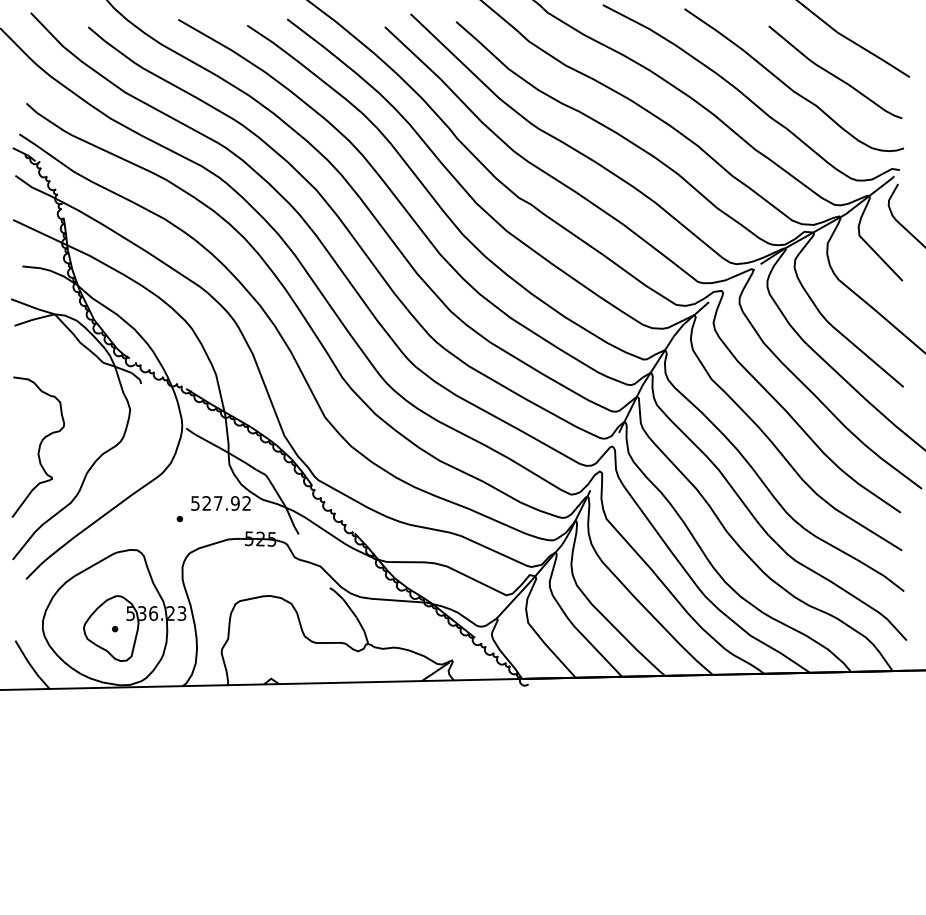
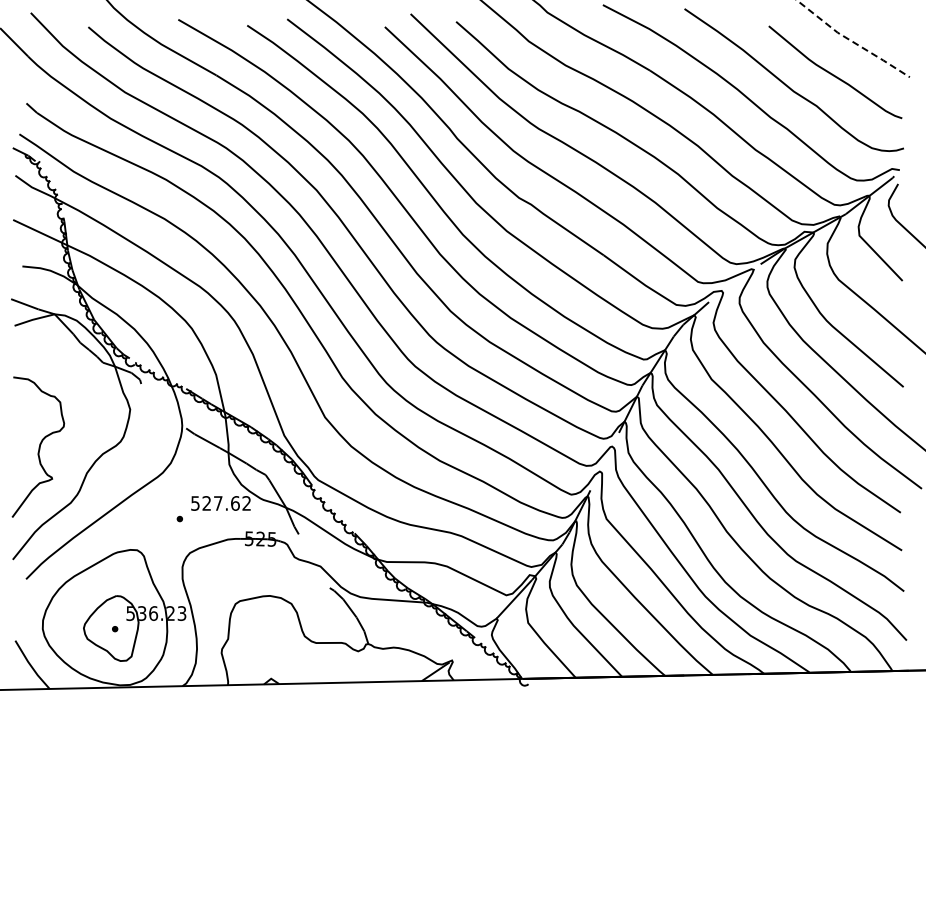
line: solid -> dashed (852, 41)
text: 527.92 -> 527.62 (234, 503)
